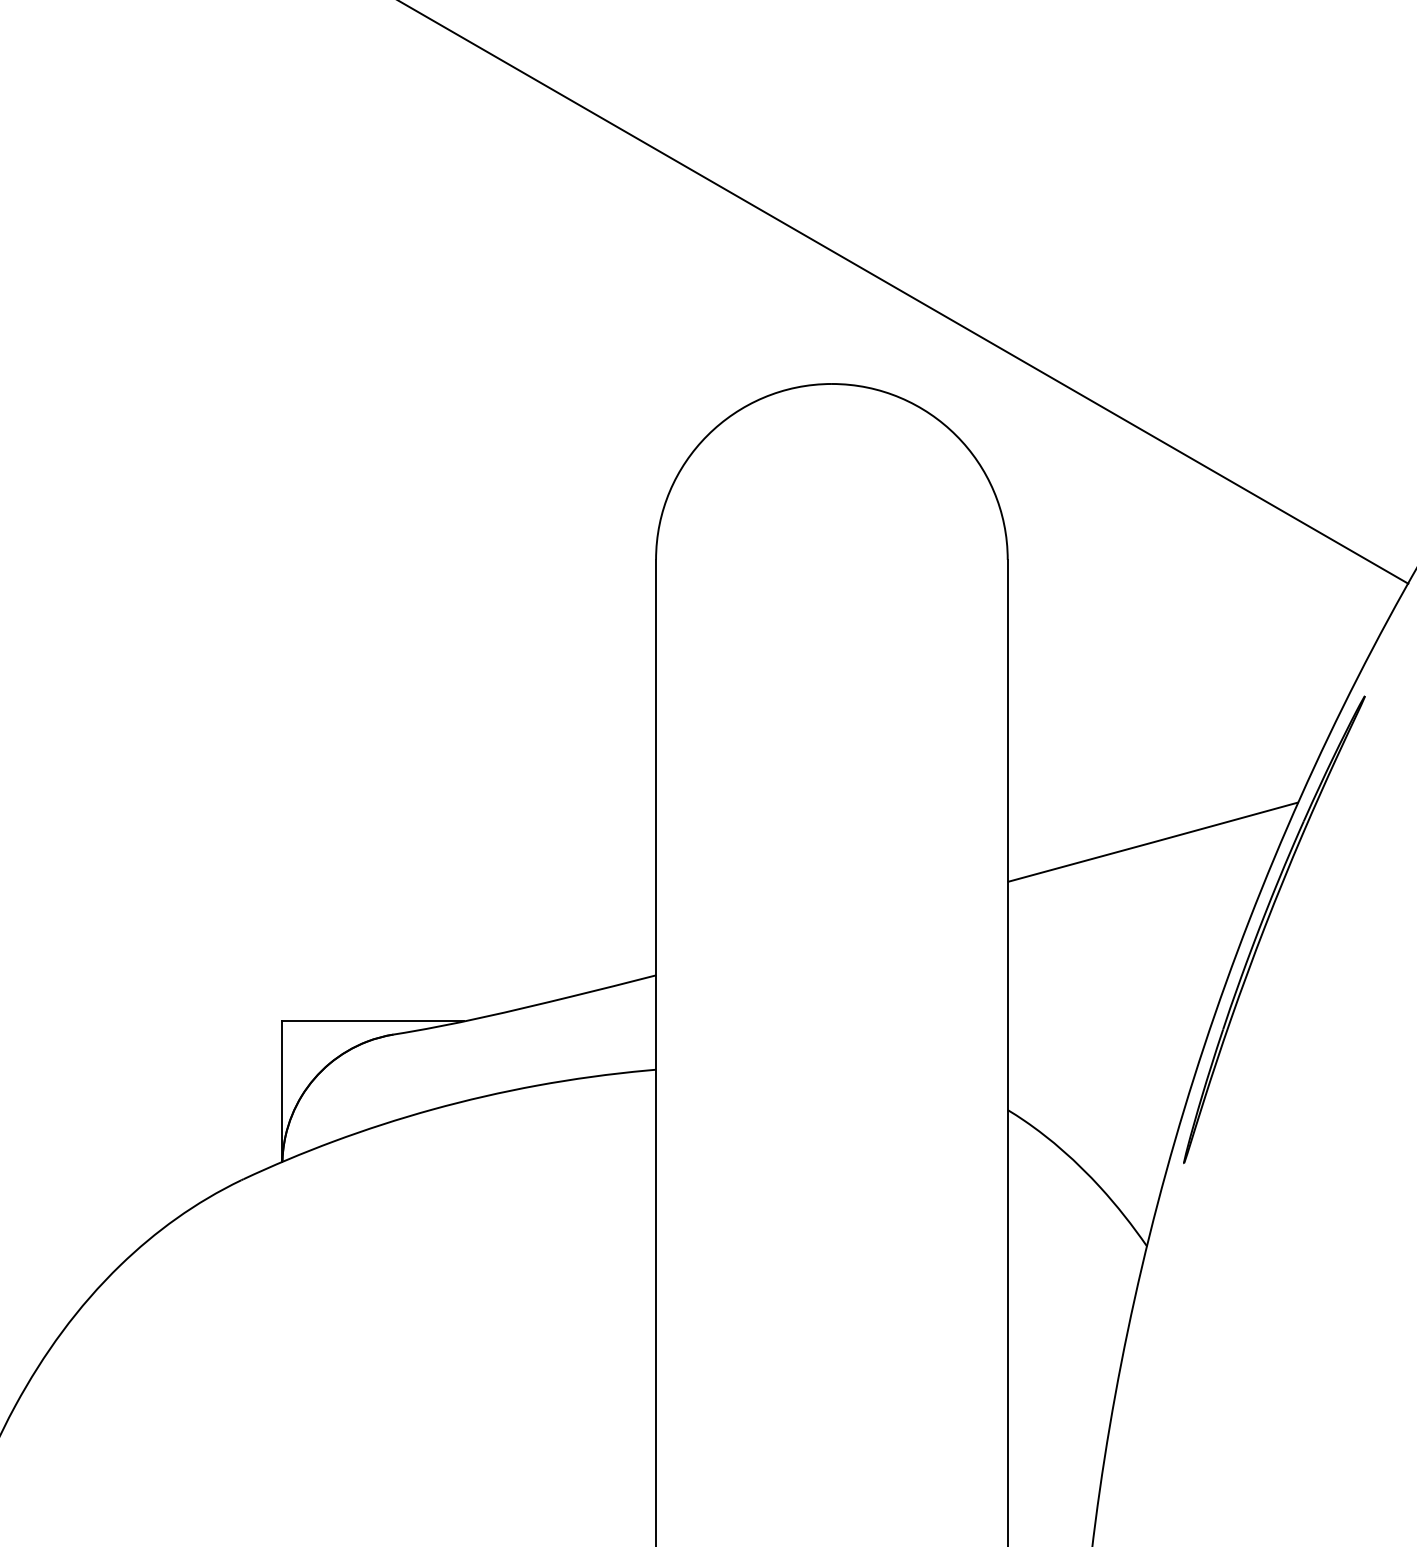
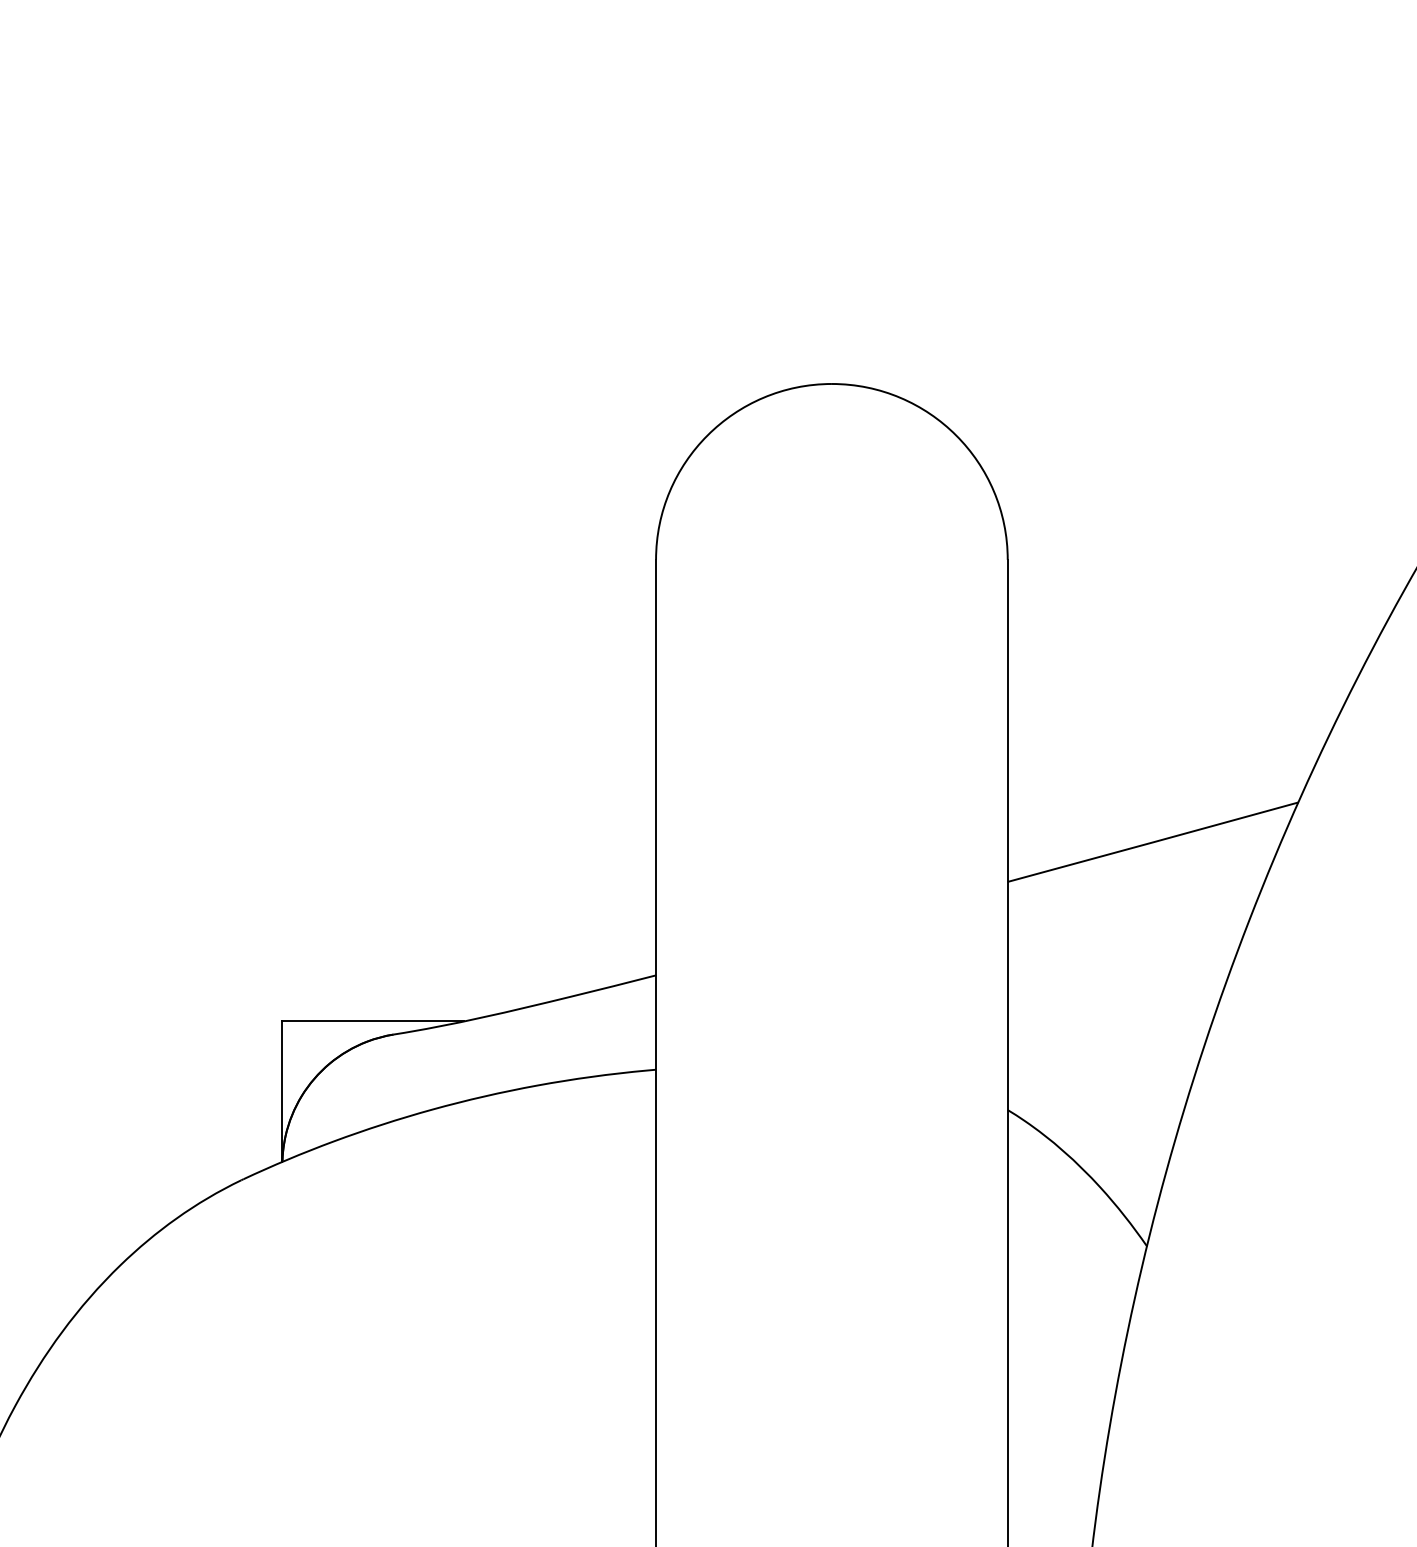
line: present -> none (904, 292)
part: present -> none (1266, 926)
